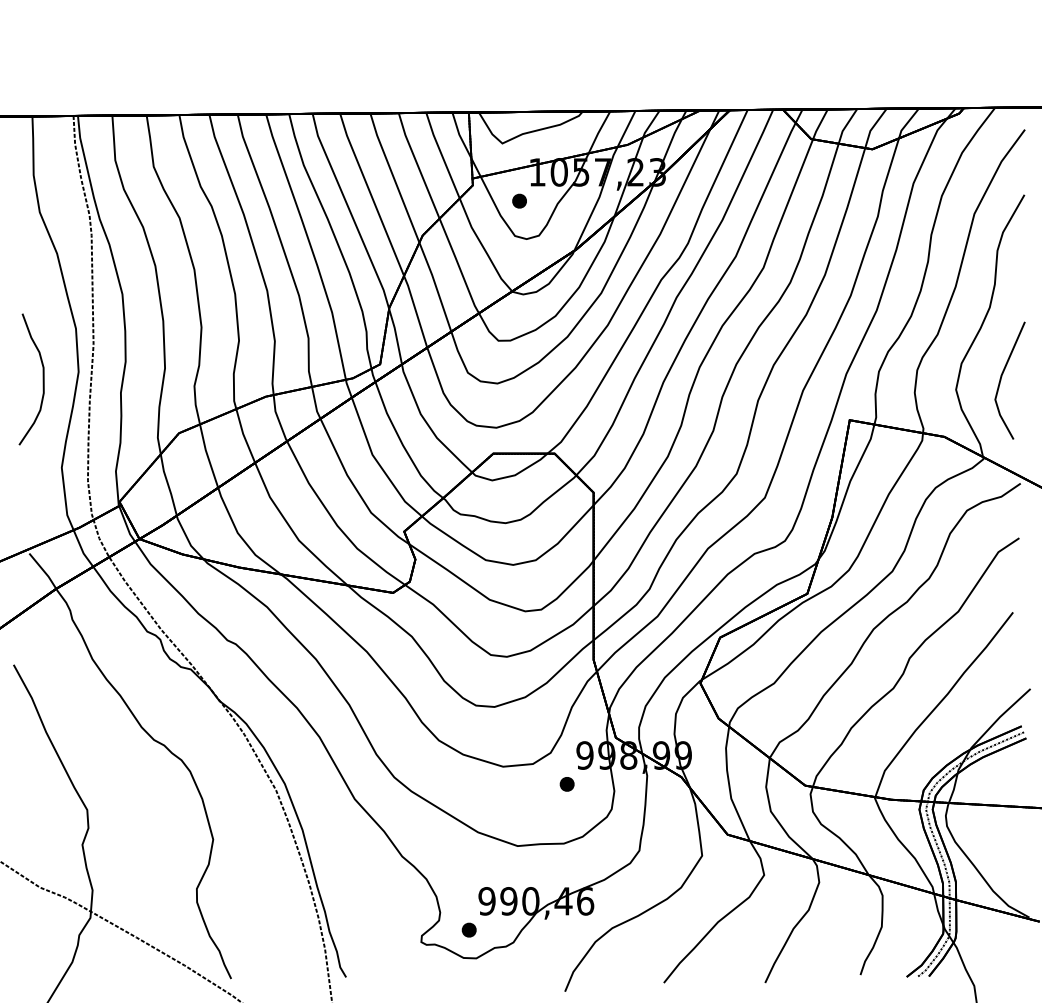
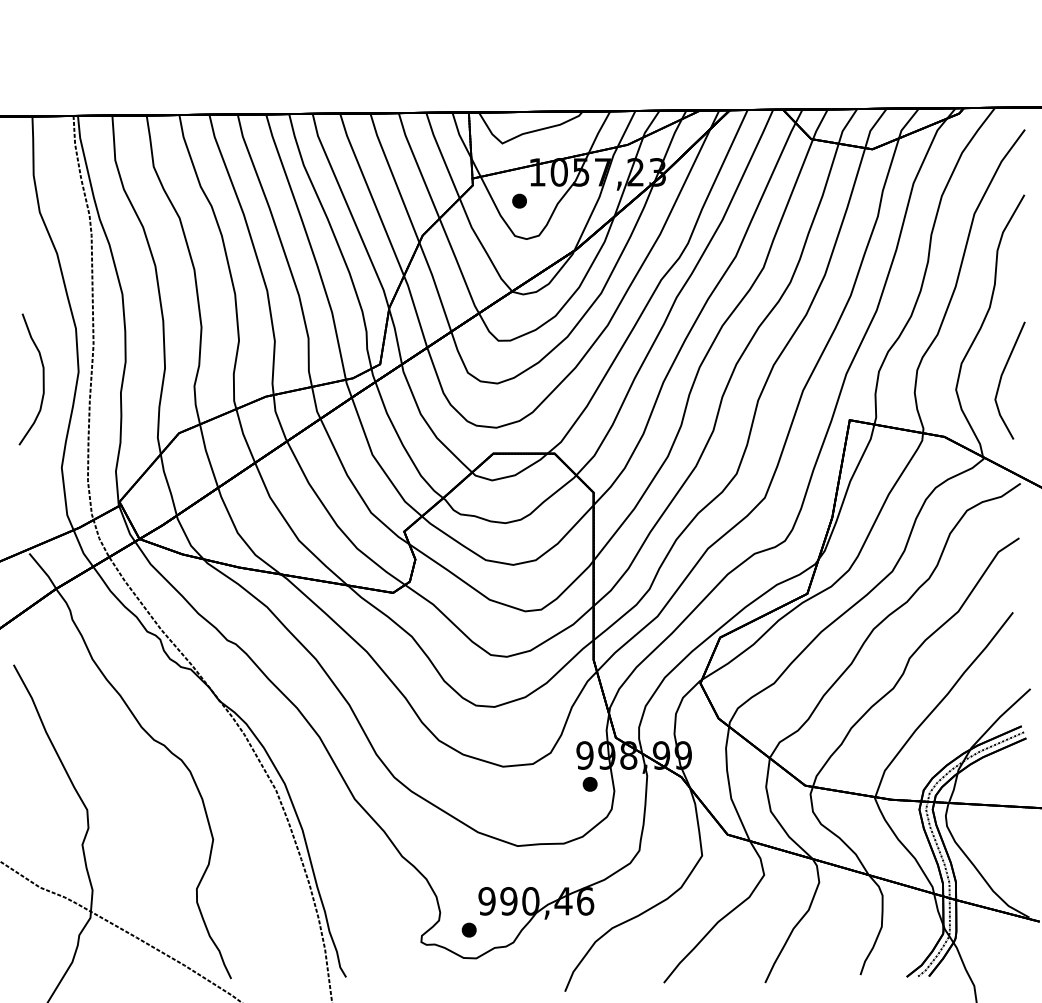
part position: (566, 784) -> (589, 784) (589, 784)
